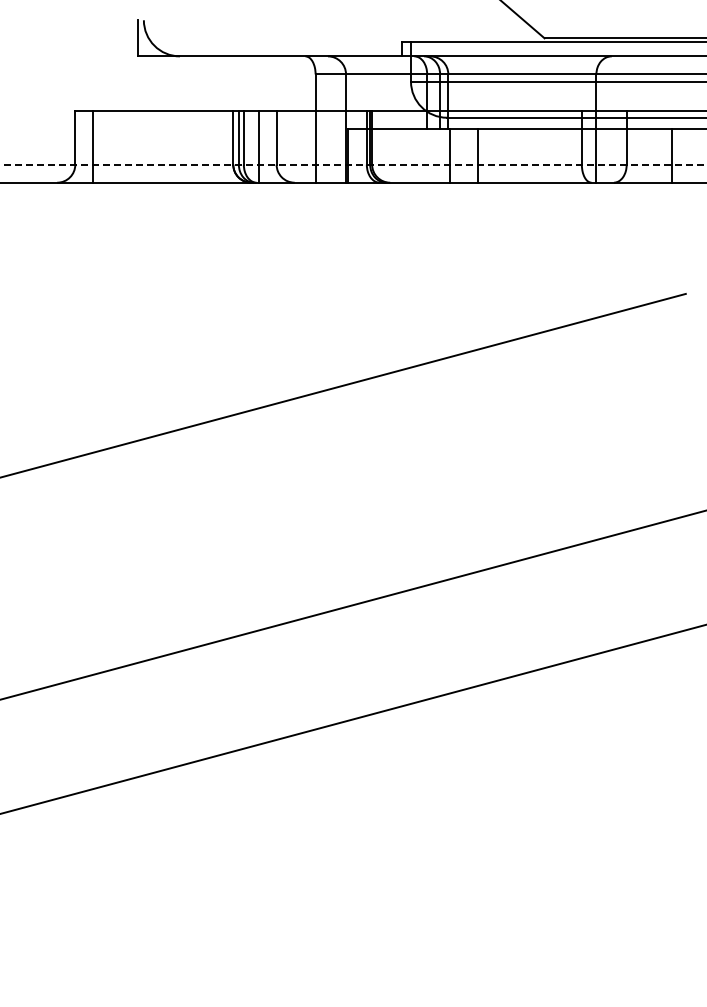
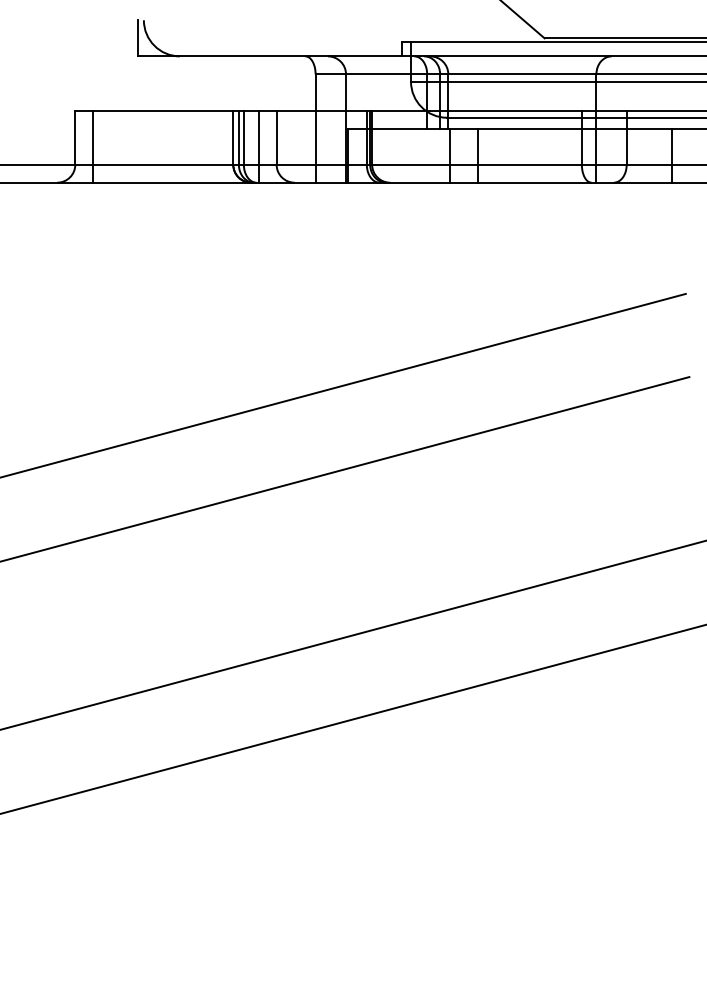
line: dashed -> solid (353, 164)
line: none -> present (345, 469)
line position: (352, 605) -> (352, 635) (352, 635)
